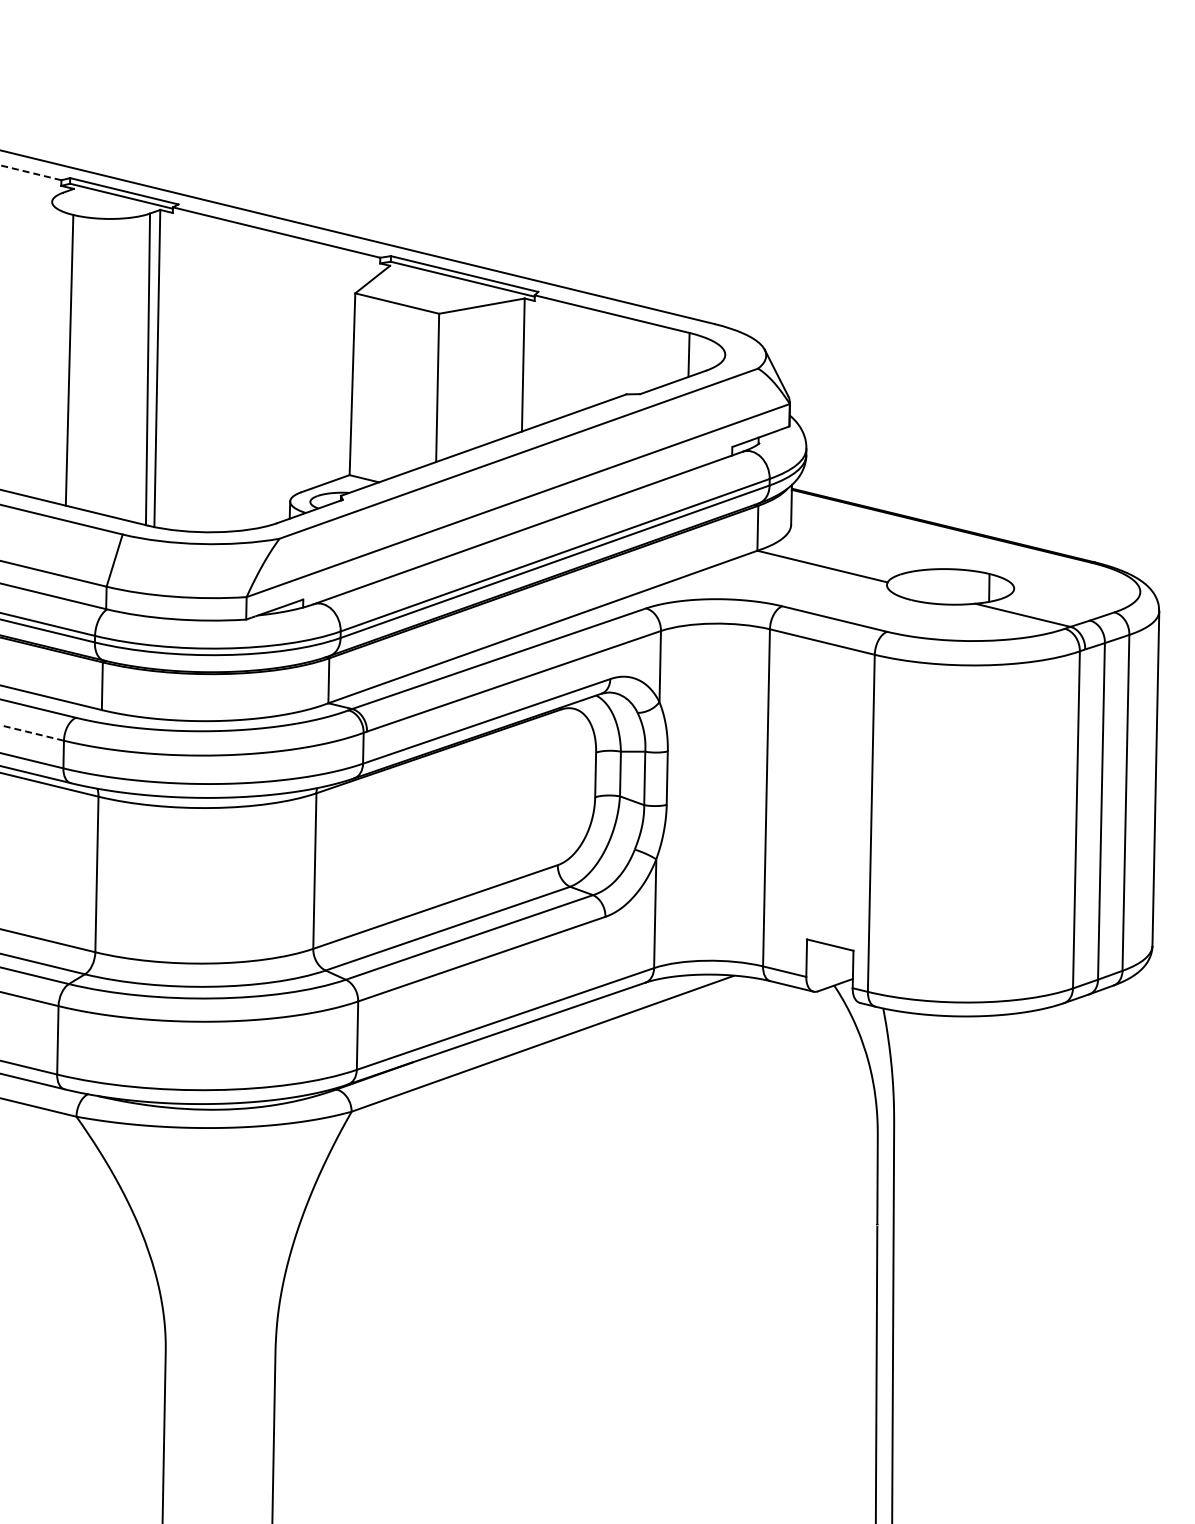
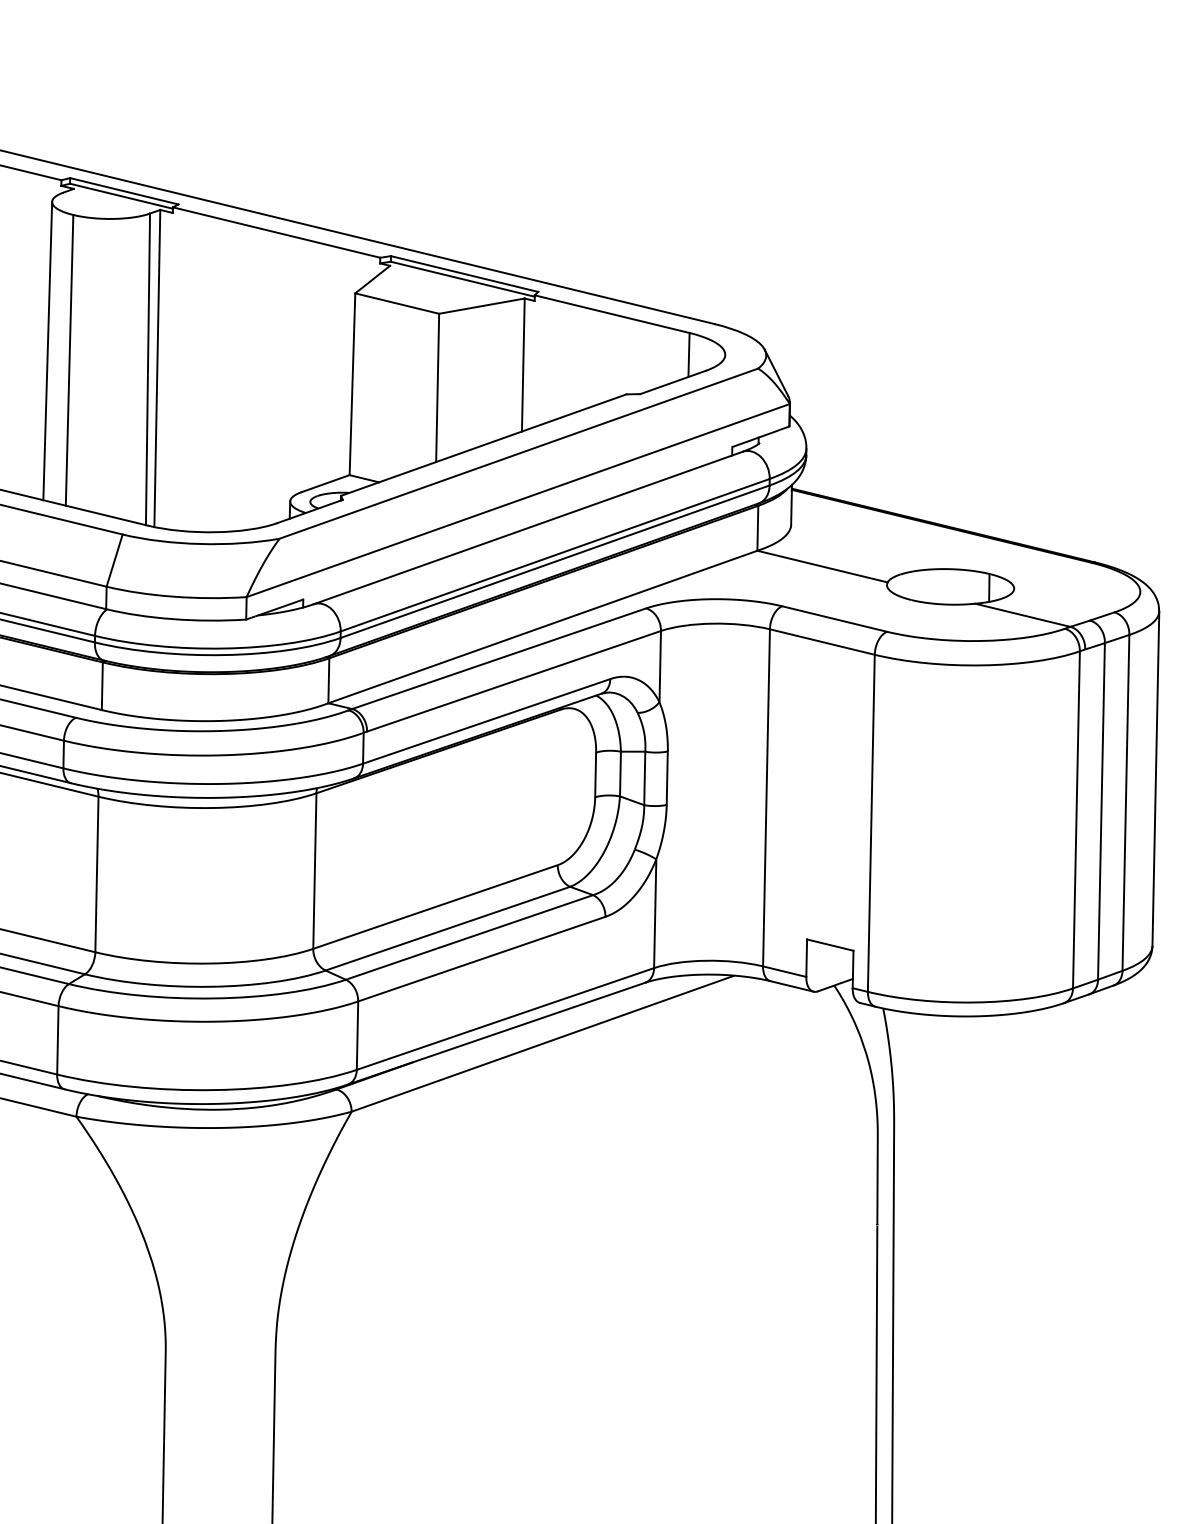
line: dashed -> solid (30, 172)
line: none -> present (47, 350)
line: dashed -> solid (31, 732)
